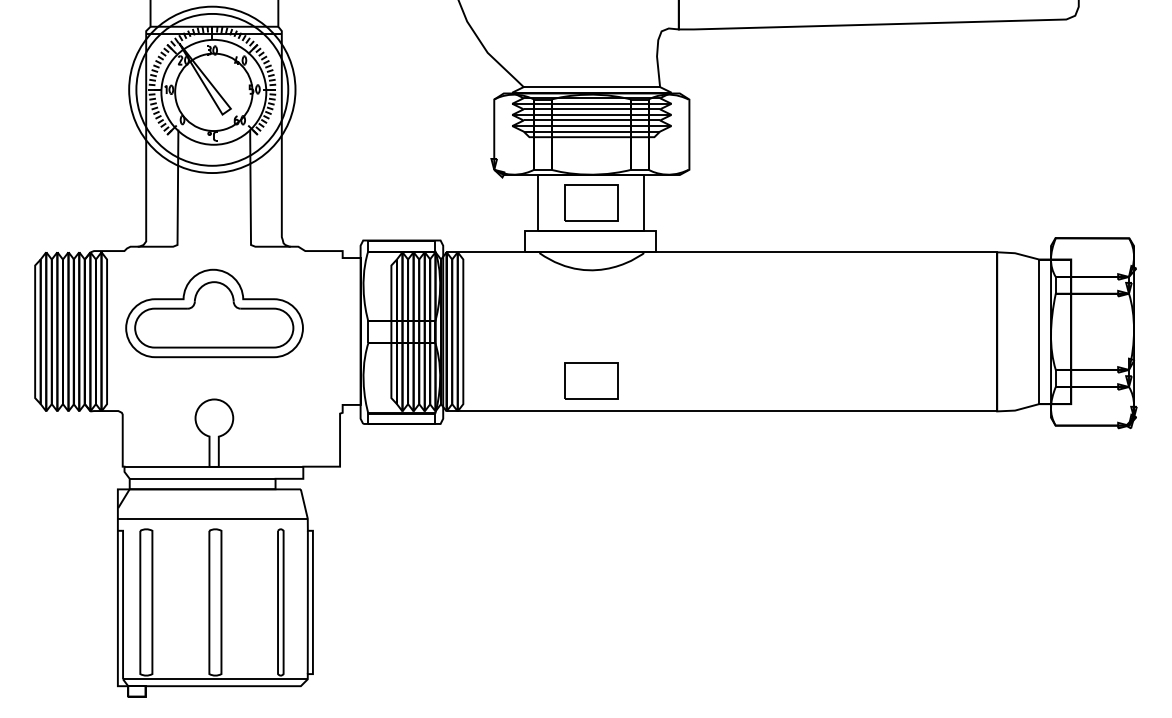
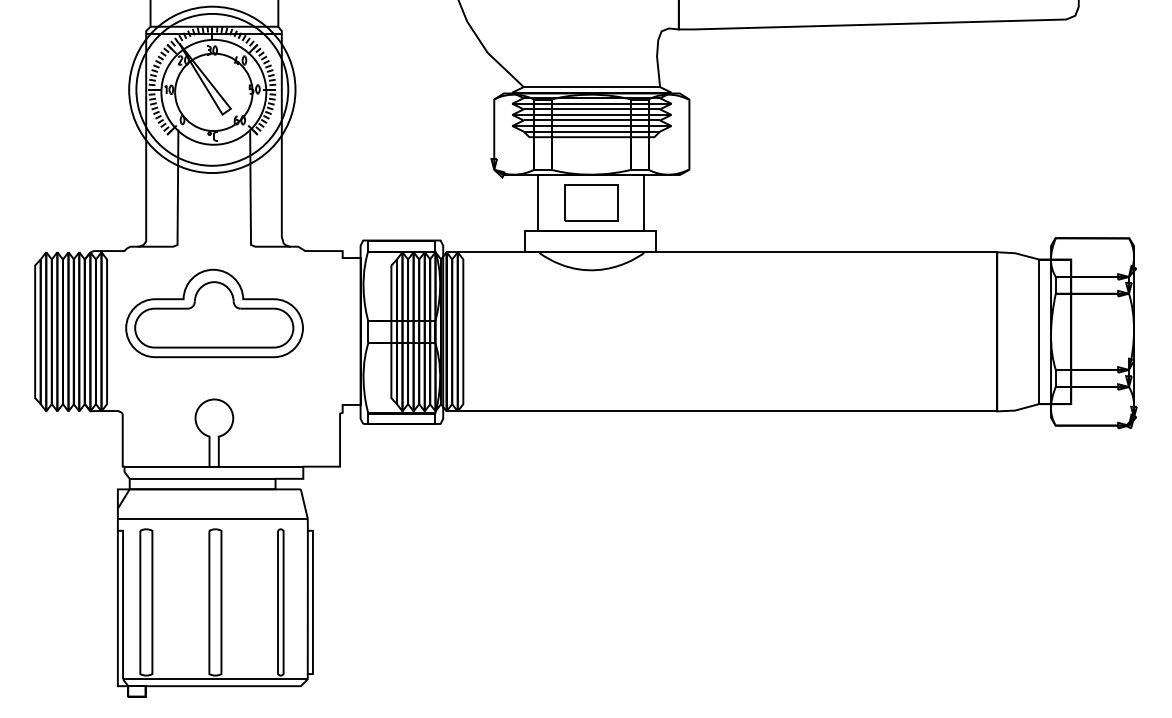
part: present -> none (591, 380)
